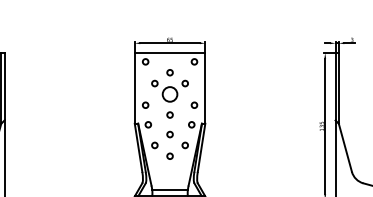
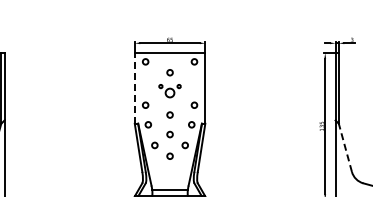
line: solid -> dashed (134, 87)
part size: 38x24 px -> 24x15 px (169, 91)
line: solid -> dashed (345, 147)
